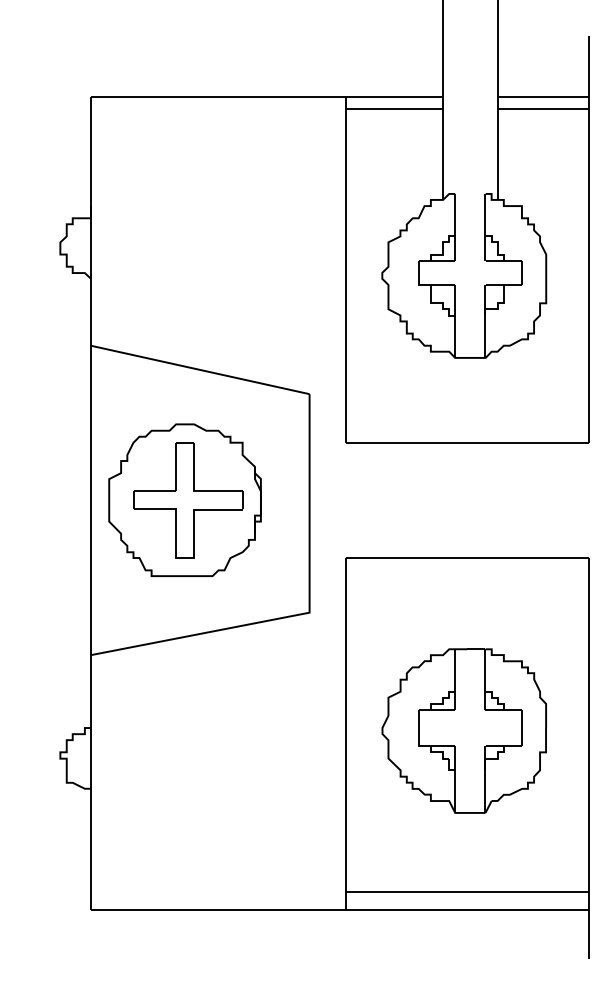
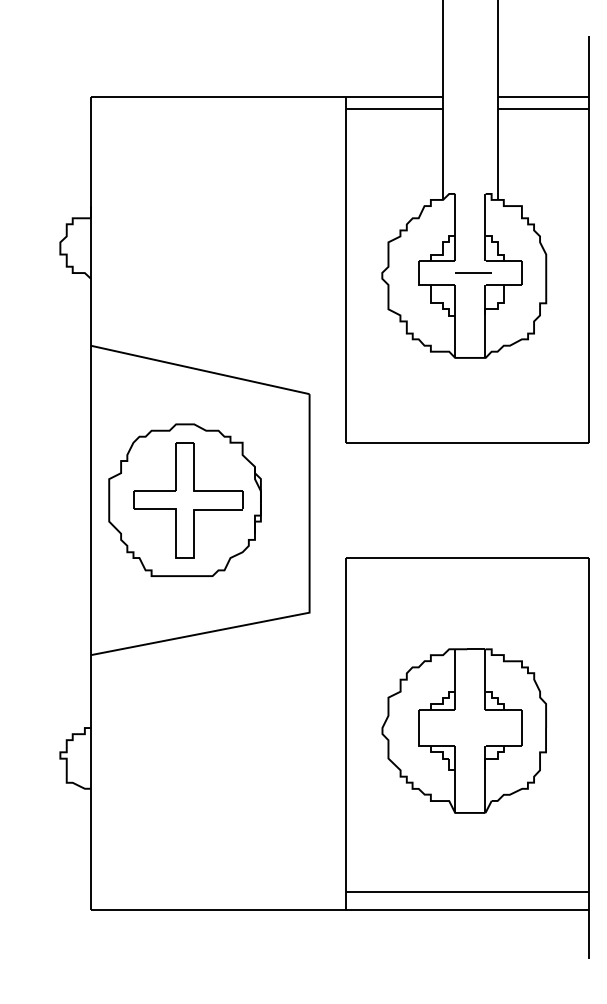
line: none -> present (473, 272)
